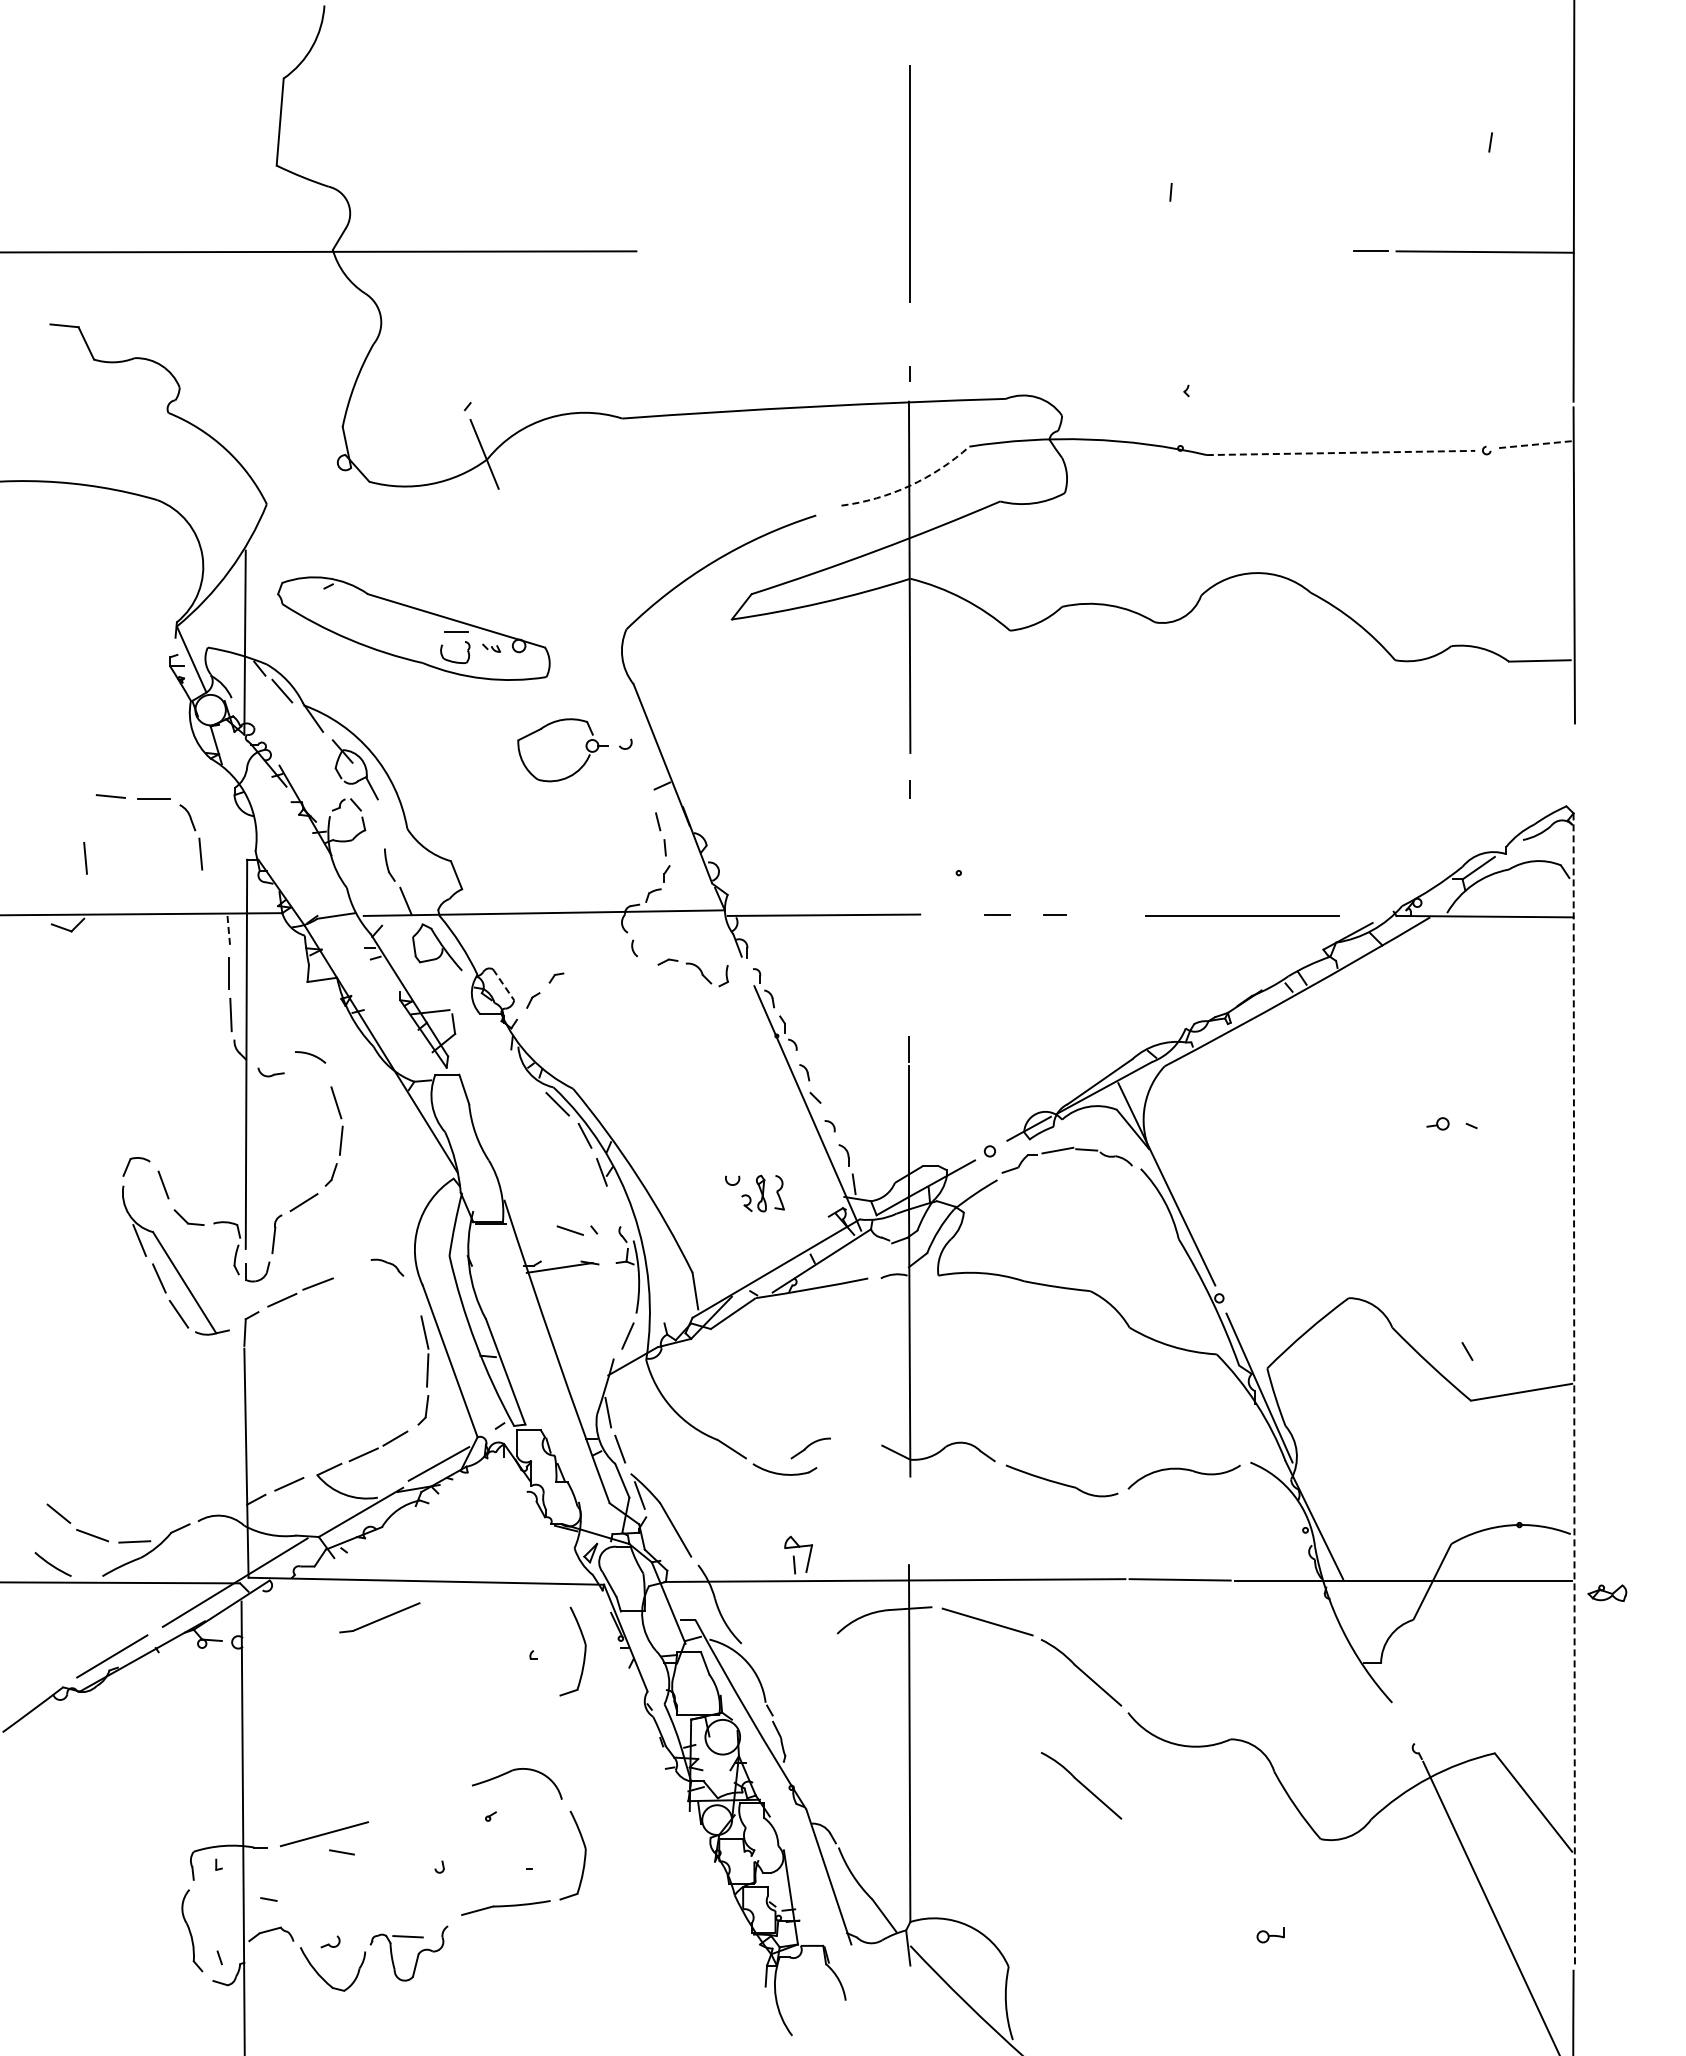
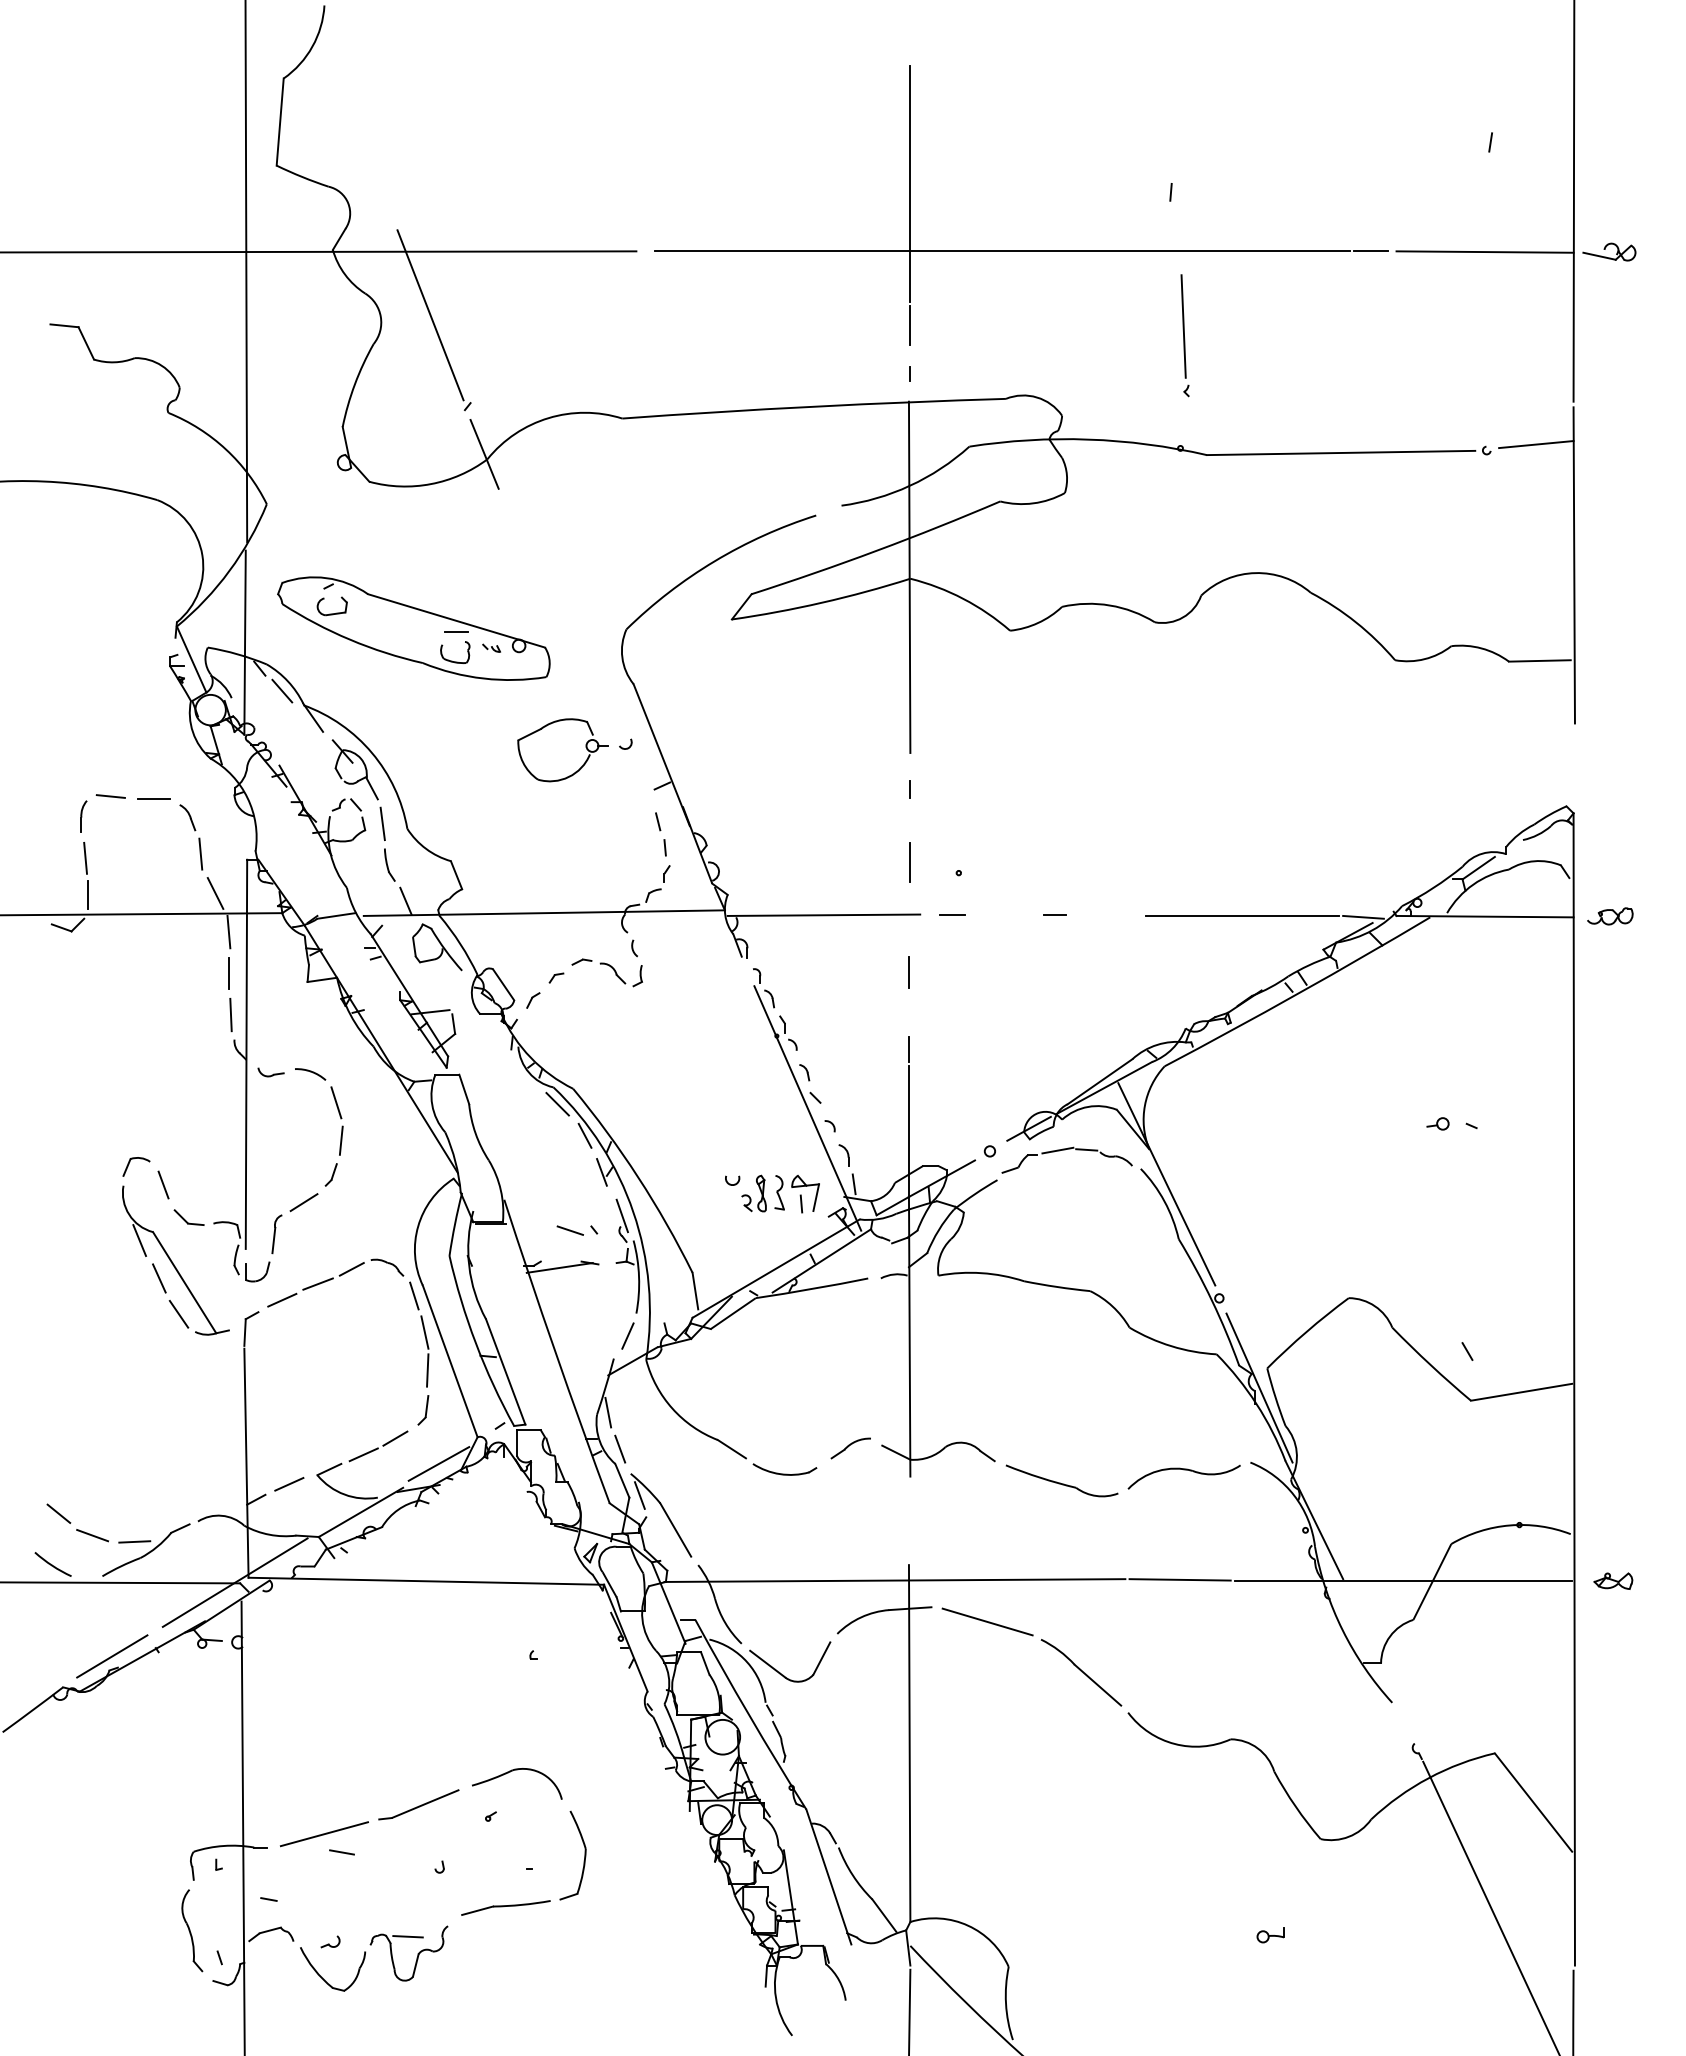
line: none -> present (1002, 251)
part: none -> present (1609, 251)
line: none -> present (246, 272)
line: none -> present (430, 315)
line: none -> present (910, 325)
line: none -> present (1183, 326)
line: dashed -> solid (1536, 444)
line: dashed -> solid (1341, 452)
arc: dashed -> solid (909, 485)
part: none -> present (331, 613)
part: none -> present (83, 816)
line: none -> present (382, 823)
line: none -> present (910, 862)
line: none -> present (215, 893)
line: none -> present (88, 894)
line position: (997, 914) -> (952, 914) (952, 914)
line: none -> present (1363, 916)
part: none -> present (1610, 916)
line: dashed -> solid (228, 932)
part position: (696, 967) -> (610, 967) (610, 967)
line: none -> present (908, 971)
line: dashed -> solid (503, 984)
arc position: (310, 1055) -> (310, 1072) (310, 1072)
line: none -> present (621, 1215)
line: none -> present (351, 1269)
line: none -> present (414, 1295)
line: dashed -> solid (1574, 1389)
part position: (810, 1448) -> (850, 1448) (850, 1448)
part position: (798, 1554) -> (805, 1193) (805, 1193)
part position: (1607, 1592) -> (1613, 1580) (1613, 1580)
part position: (379, 1617) -> (418, 1804) (418, 1804)
part: present -> none (584, 1651)
part: none -> present (783, 1674)
part: present -> none (1081, 1785)
line: none -> present (909, 2010)
